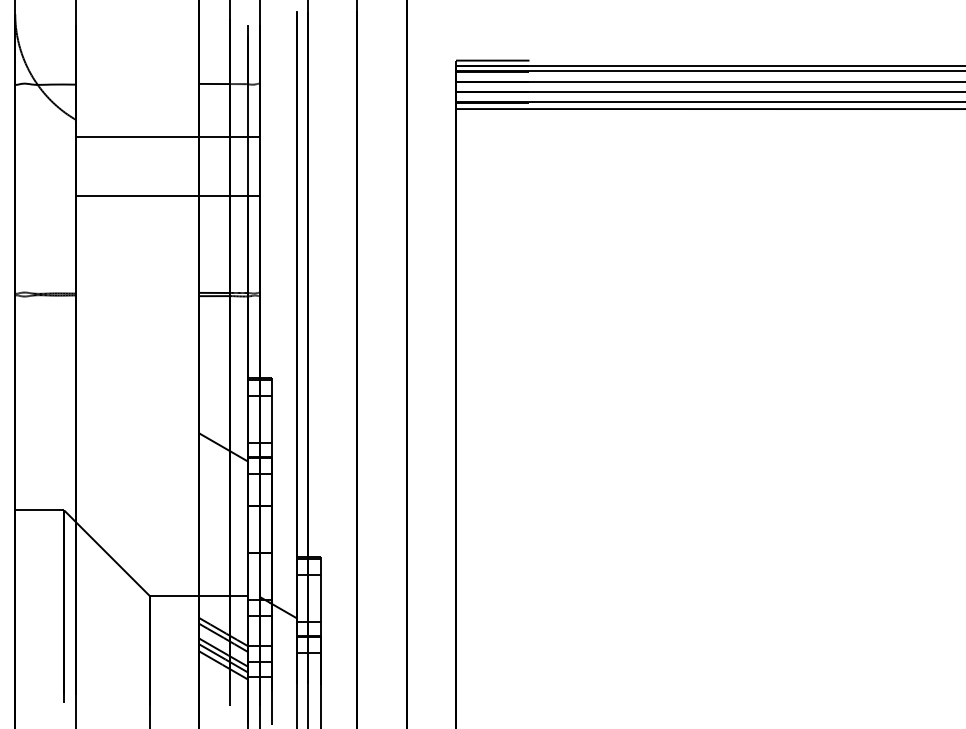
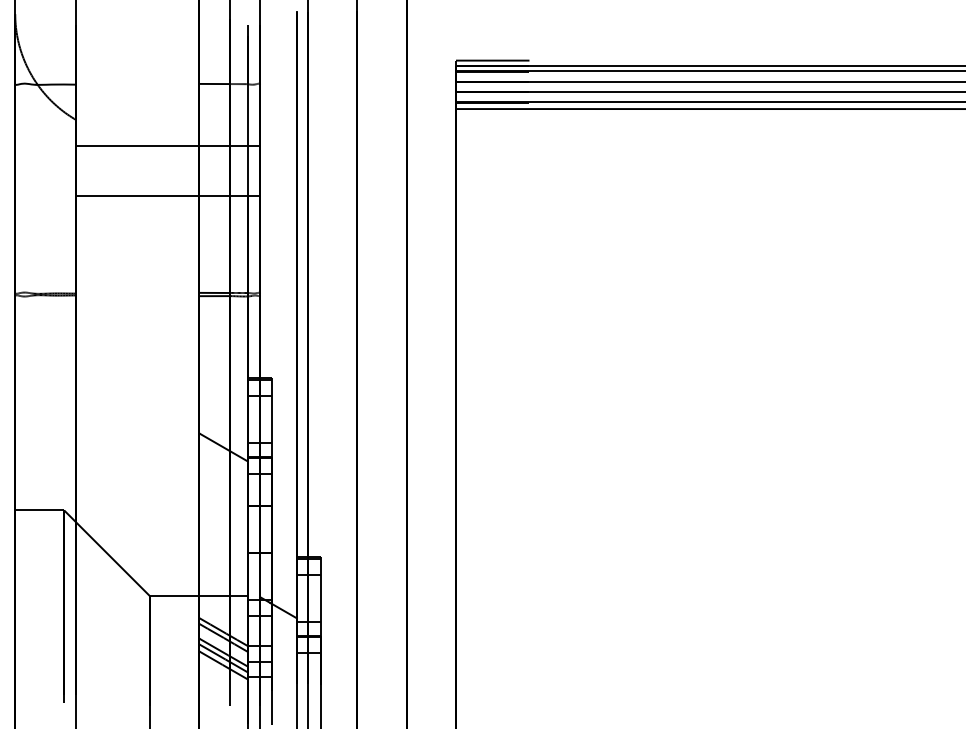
line position: (168, 136) -> (168, 145) (168, 145)
